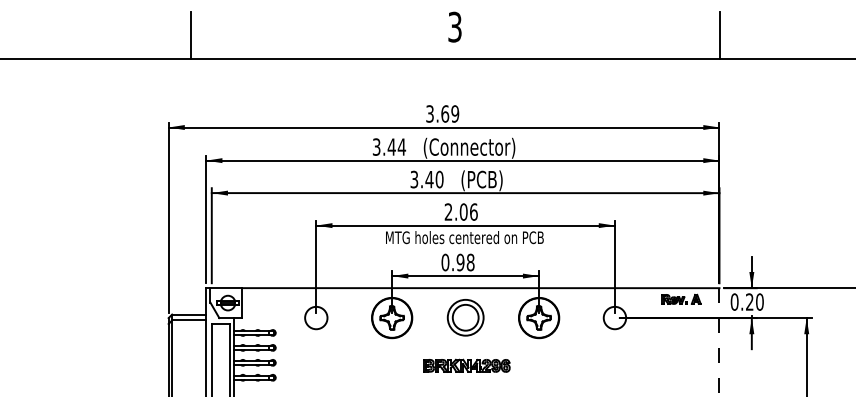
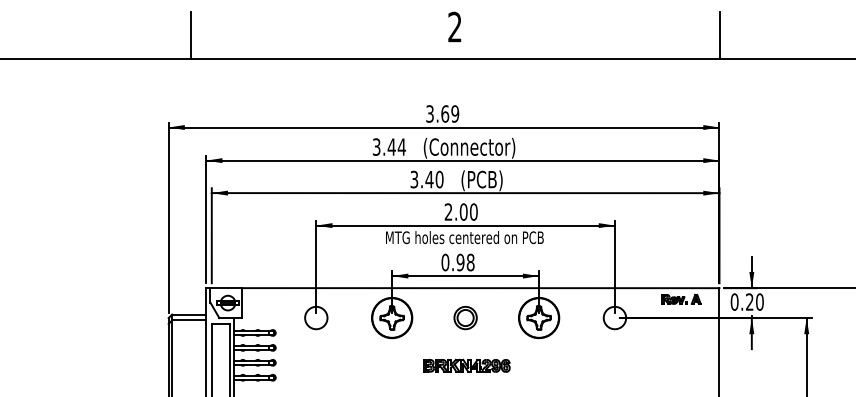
text: 3 -> 2 (454, 27)
text: 2.06 -> 2.00 (473, 211)
part size: 39x38 px -> 25x25 px (465, 318)
line: dashed -> solid (719, 342)
